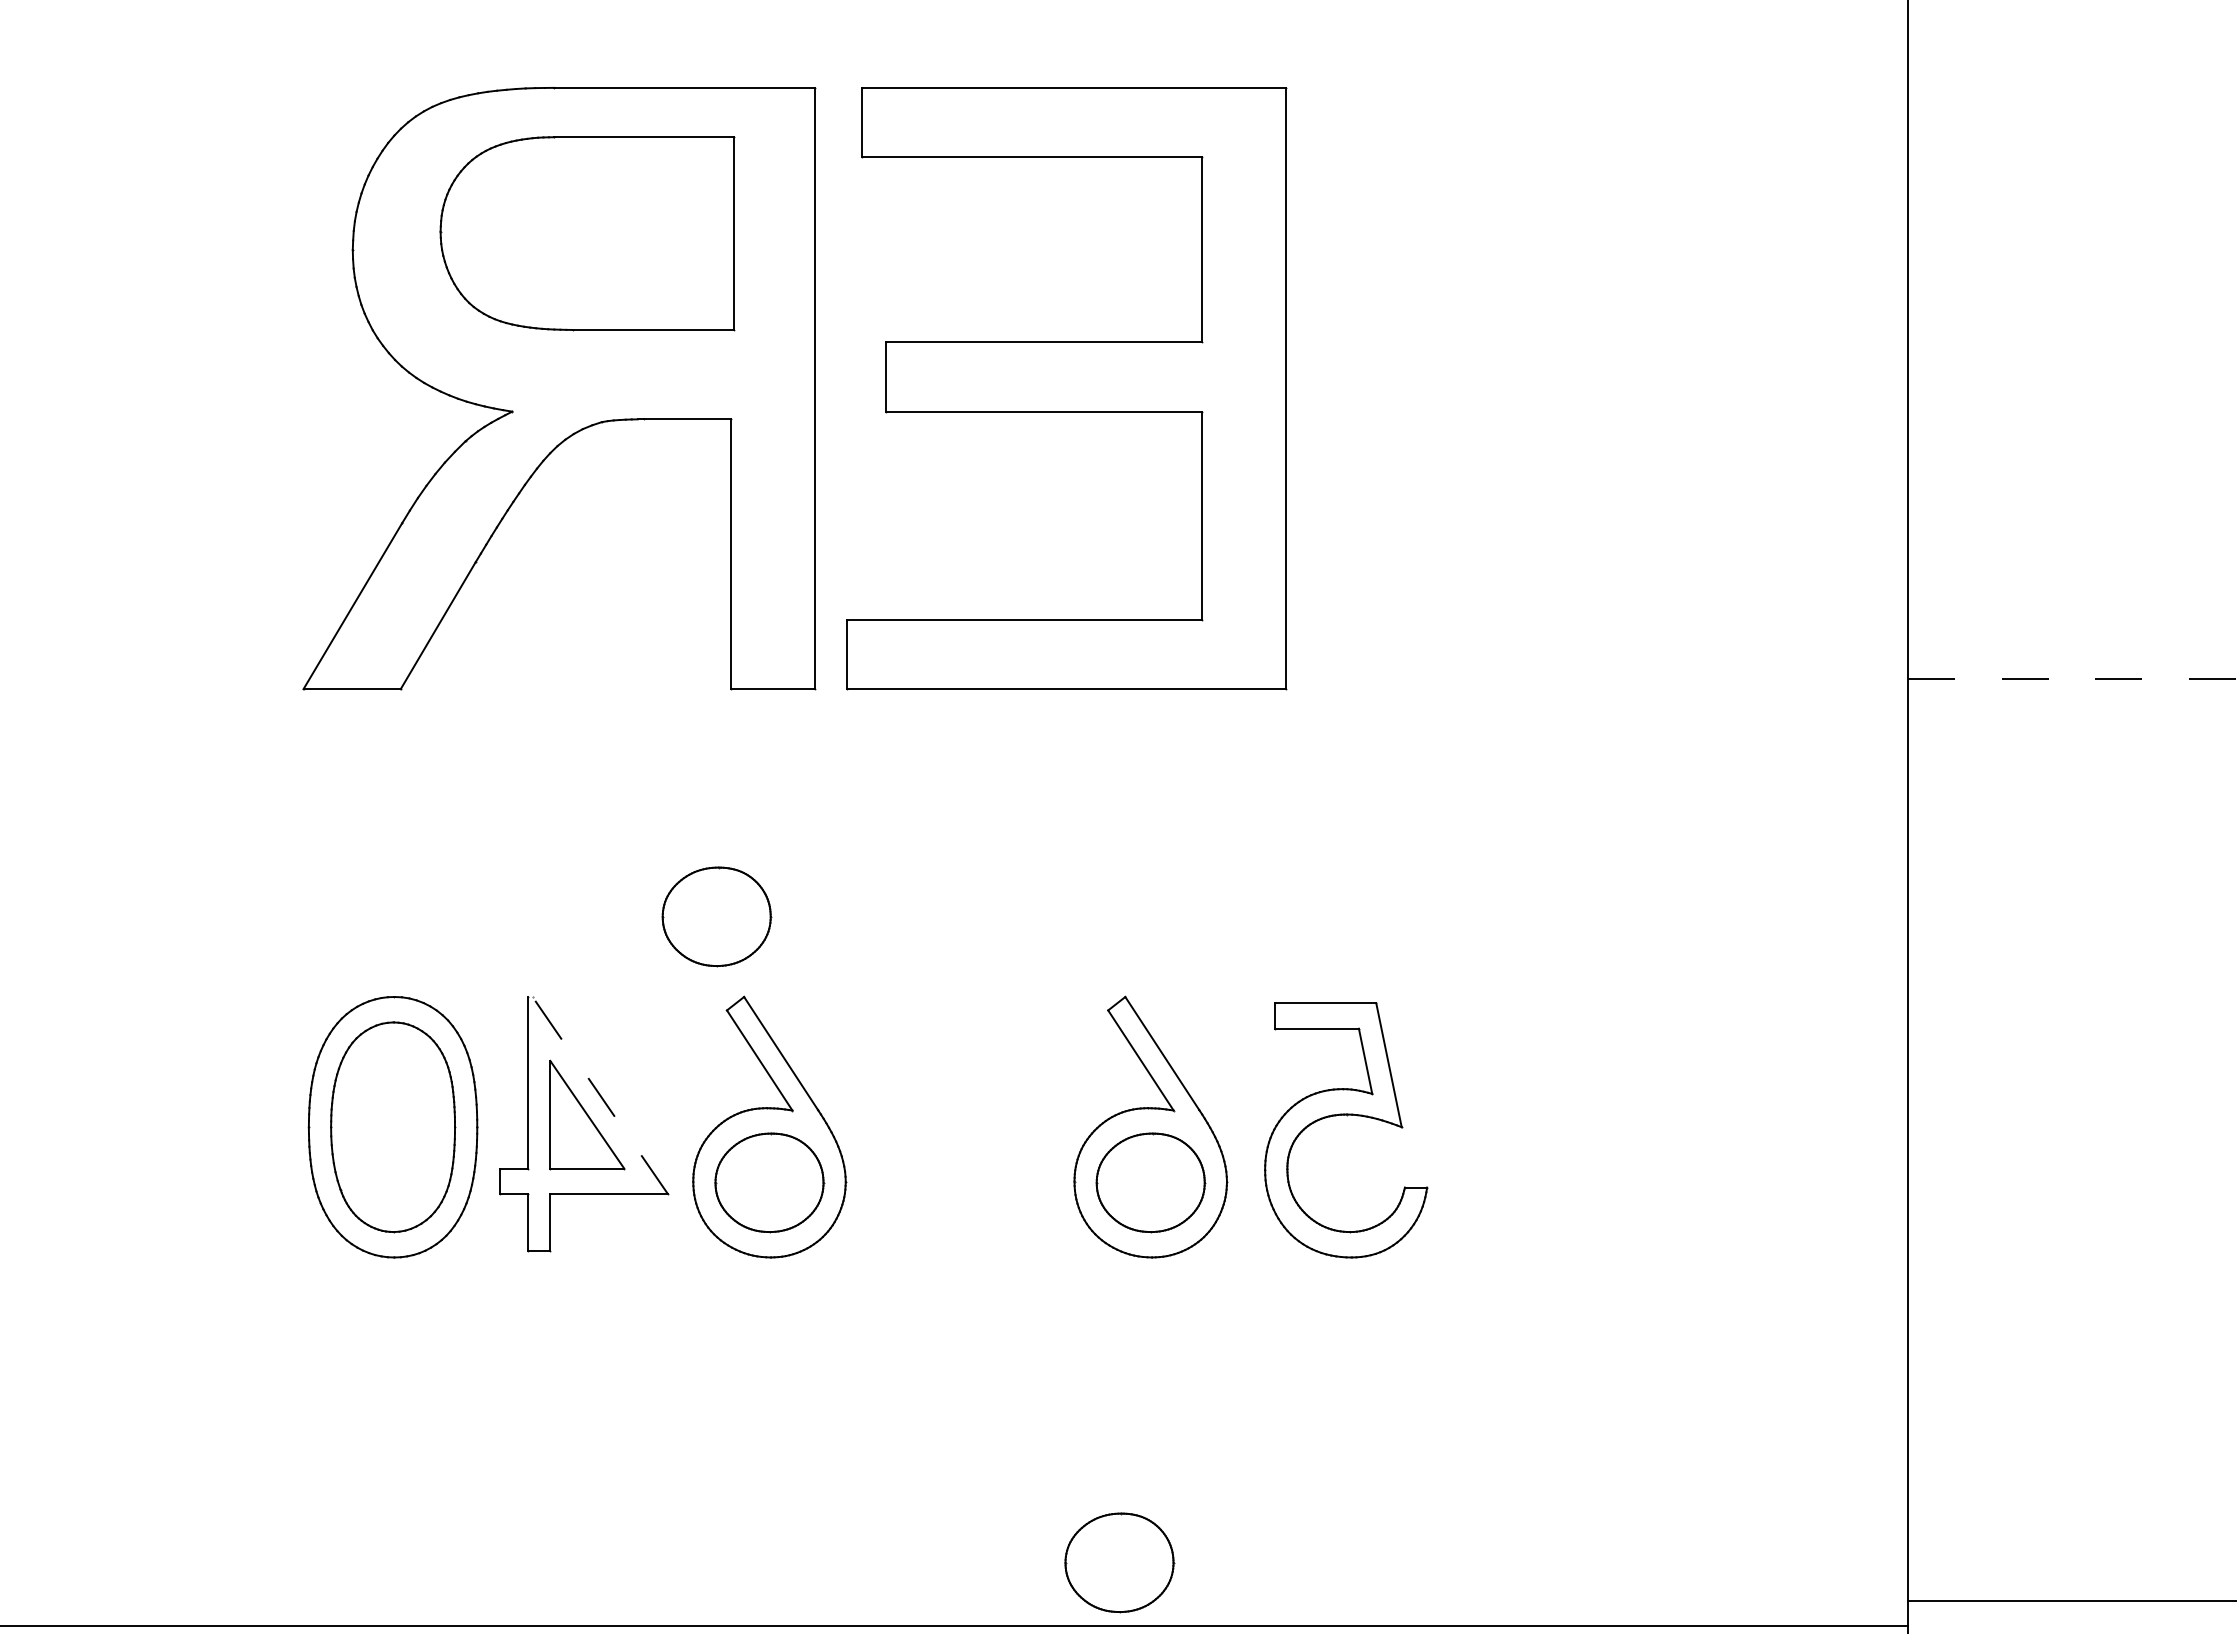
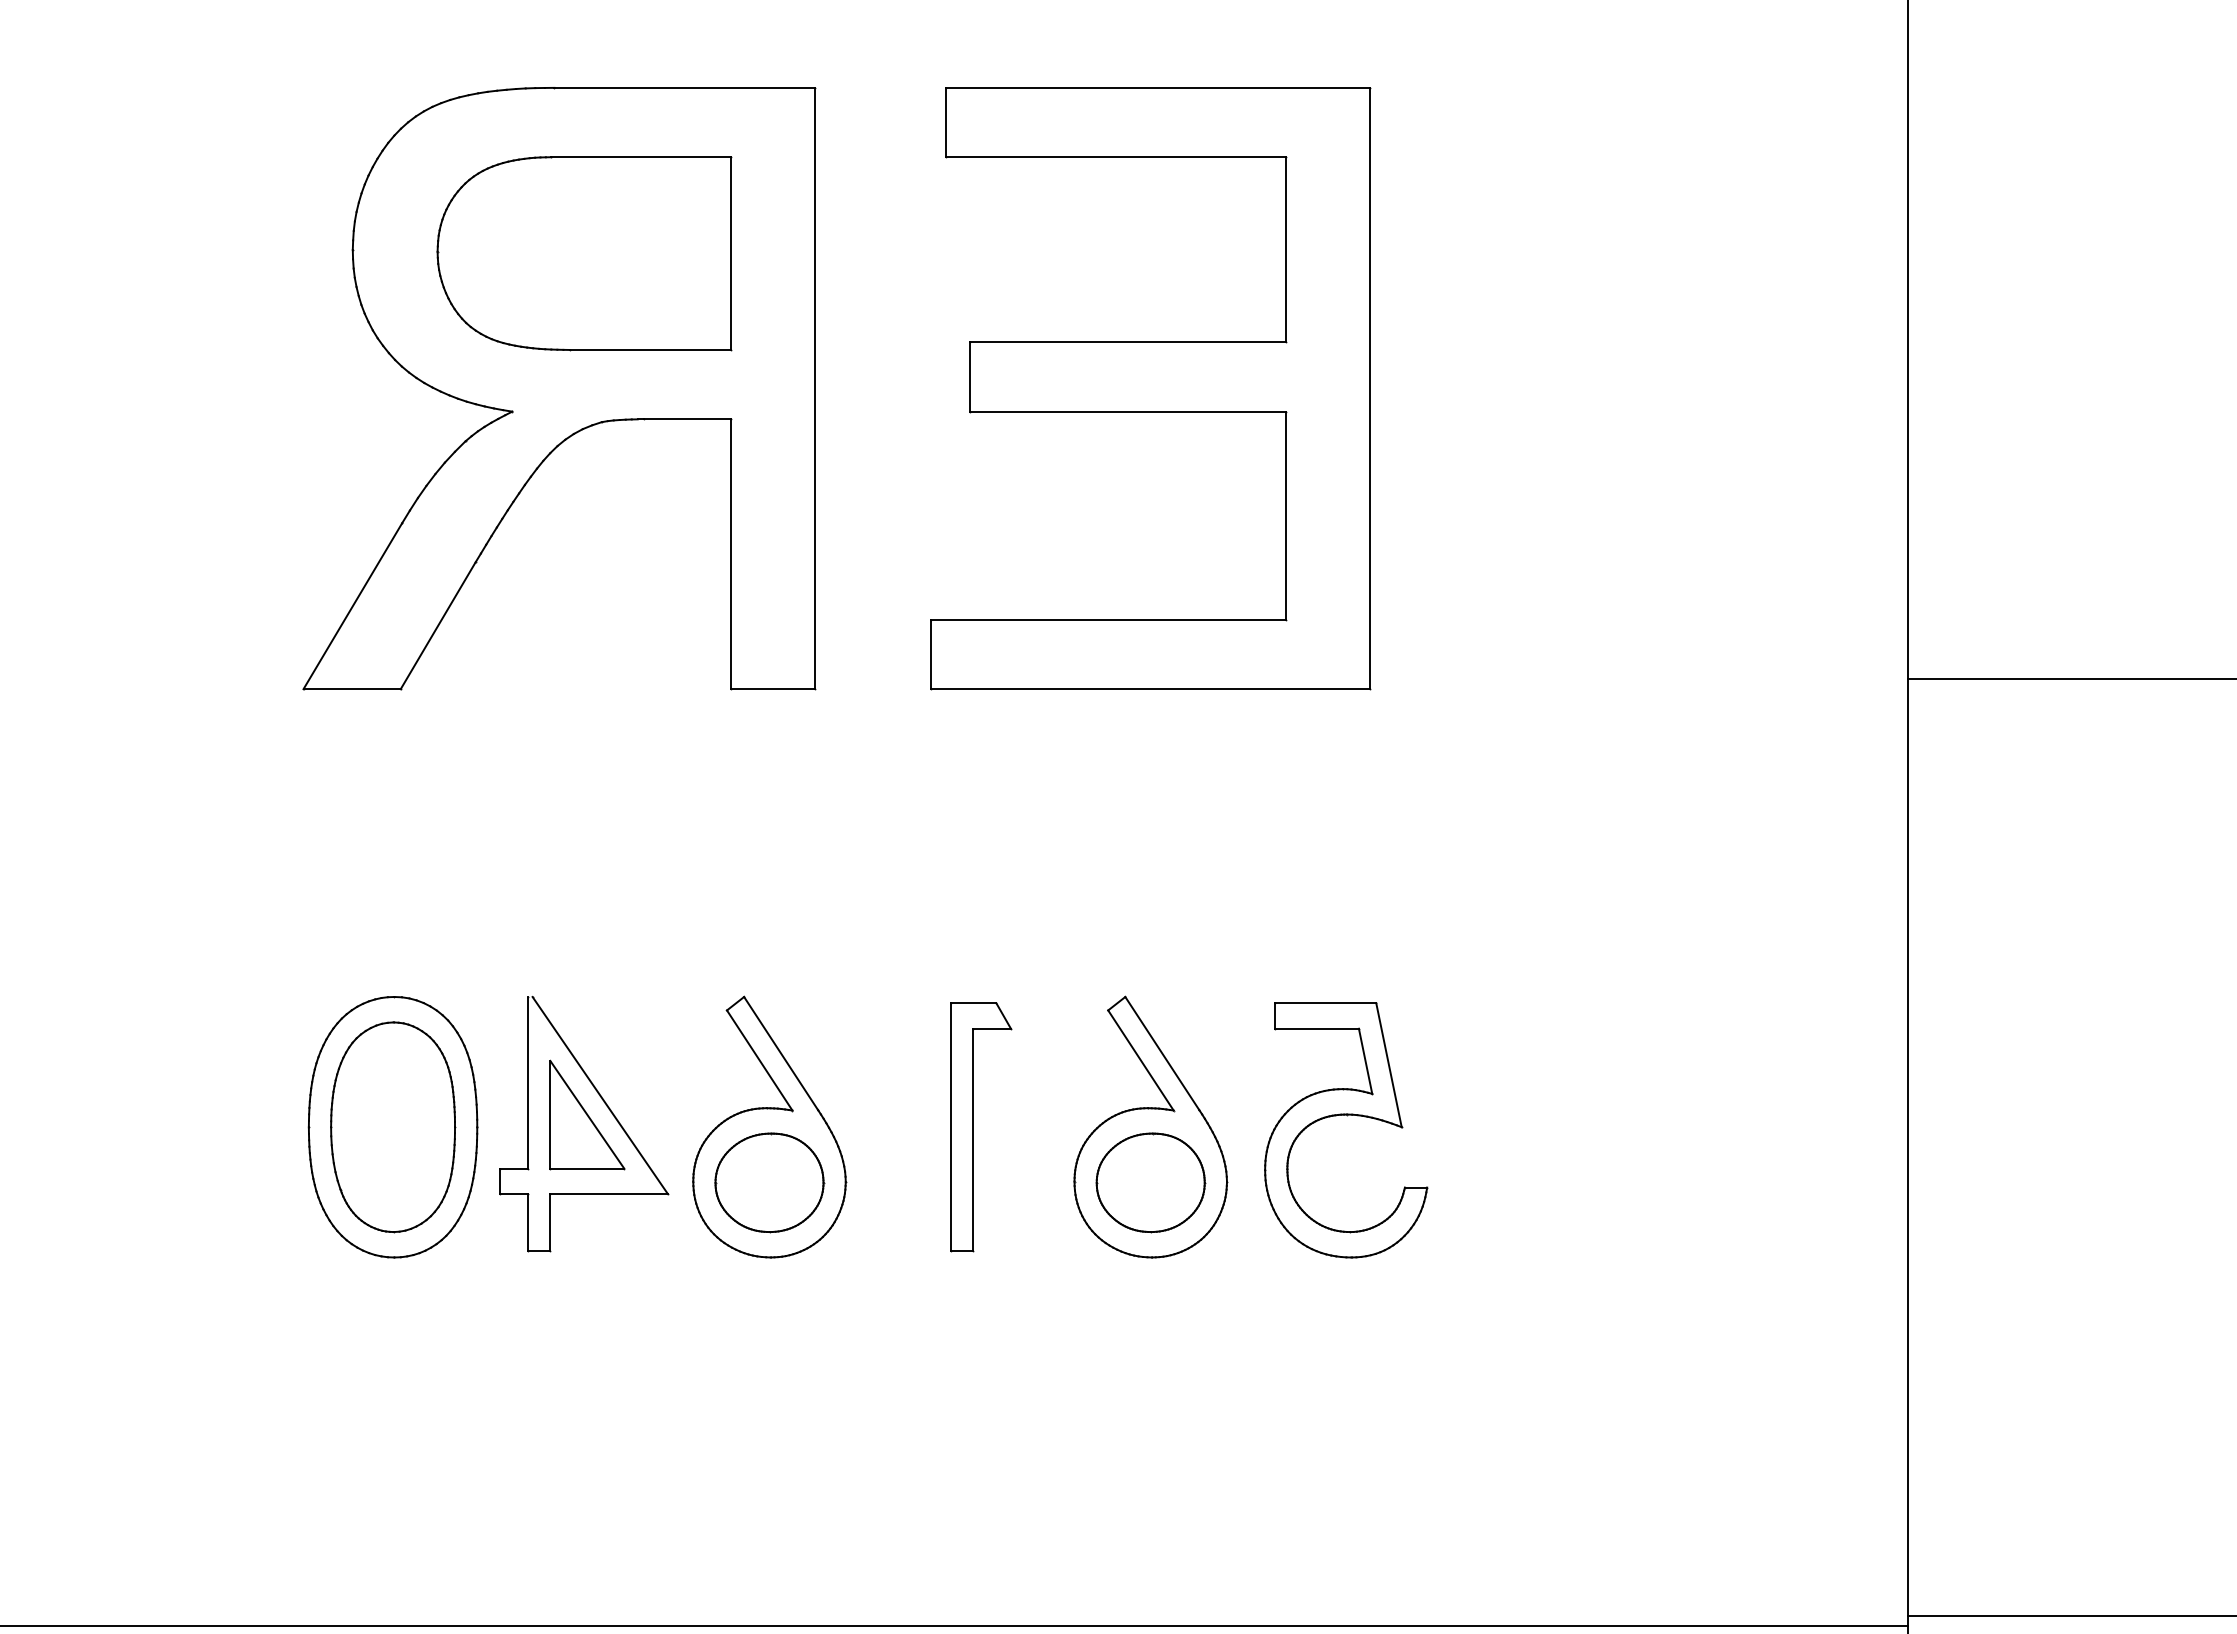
part position: (587, 233) -> (584, 253) (584, 253)
part position: (1066, 388) -> (1150, 388) (1150, 388)
line: dashed -> solid (2072, 679)
part: present -> none (716, 916)
line: dashed -> solid (599, 1095)
part: none -> present (973, 1127)
part: present -> none (1119, 1562)
line position: (2070, 1601) -> (2070, 1616) (2070, 1616)
